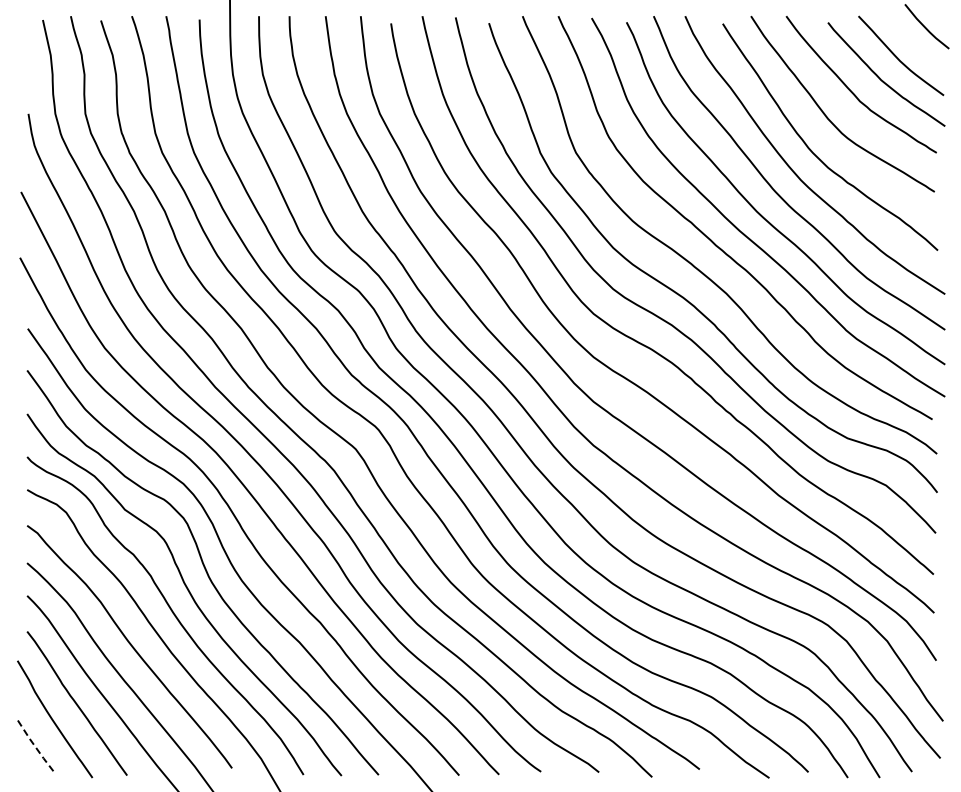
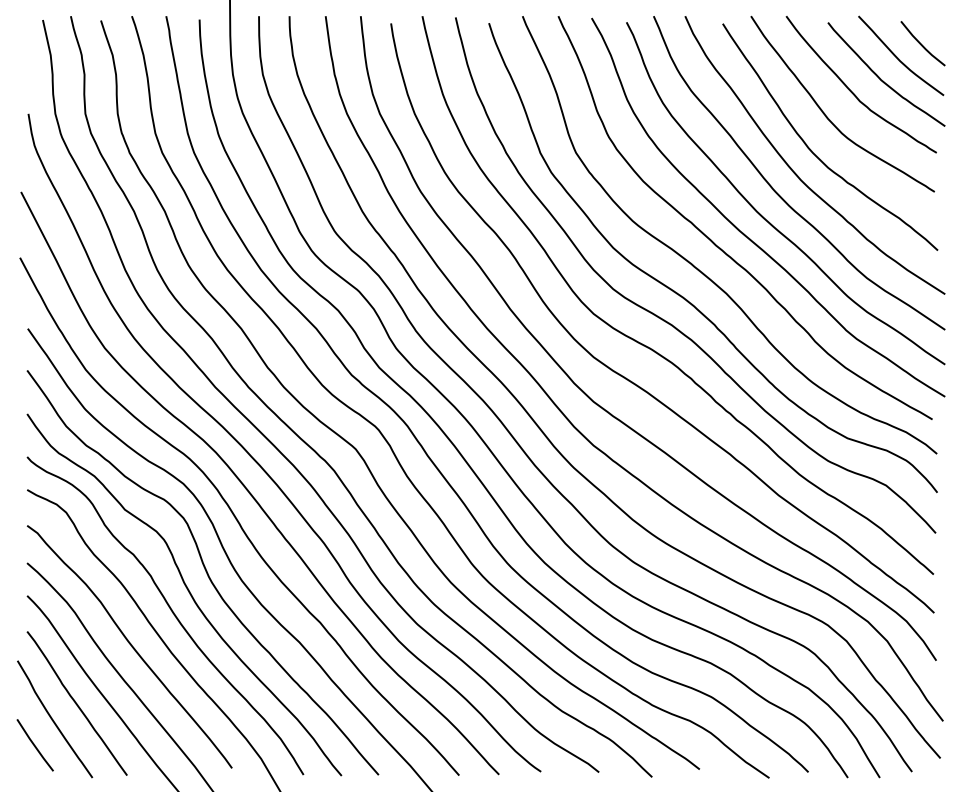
line position: (925, 26) -> (921, 43) (921, 43)
line: dashed -> solid (34, 745)
